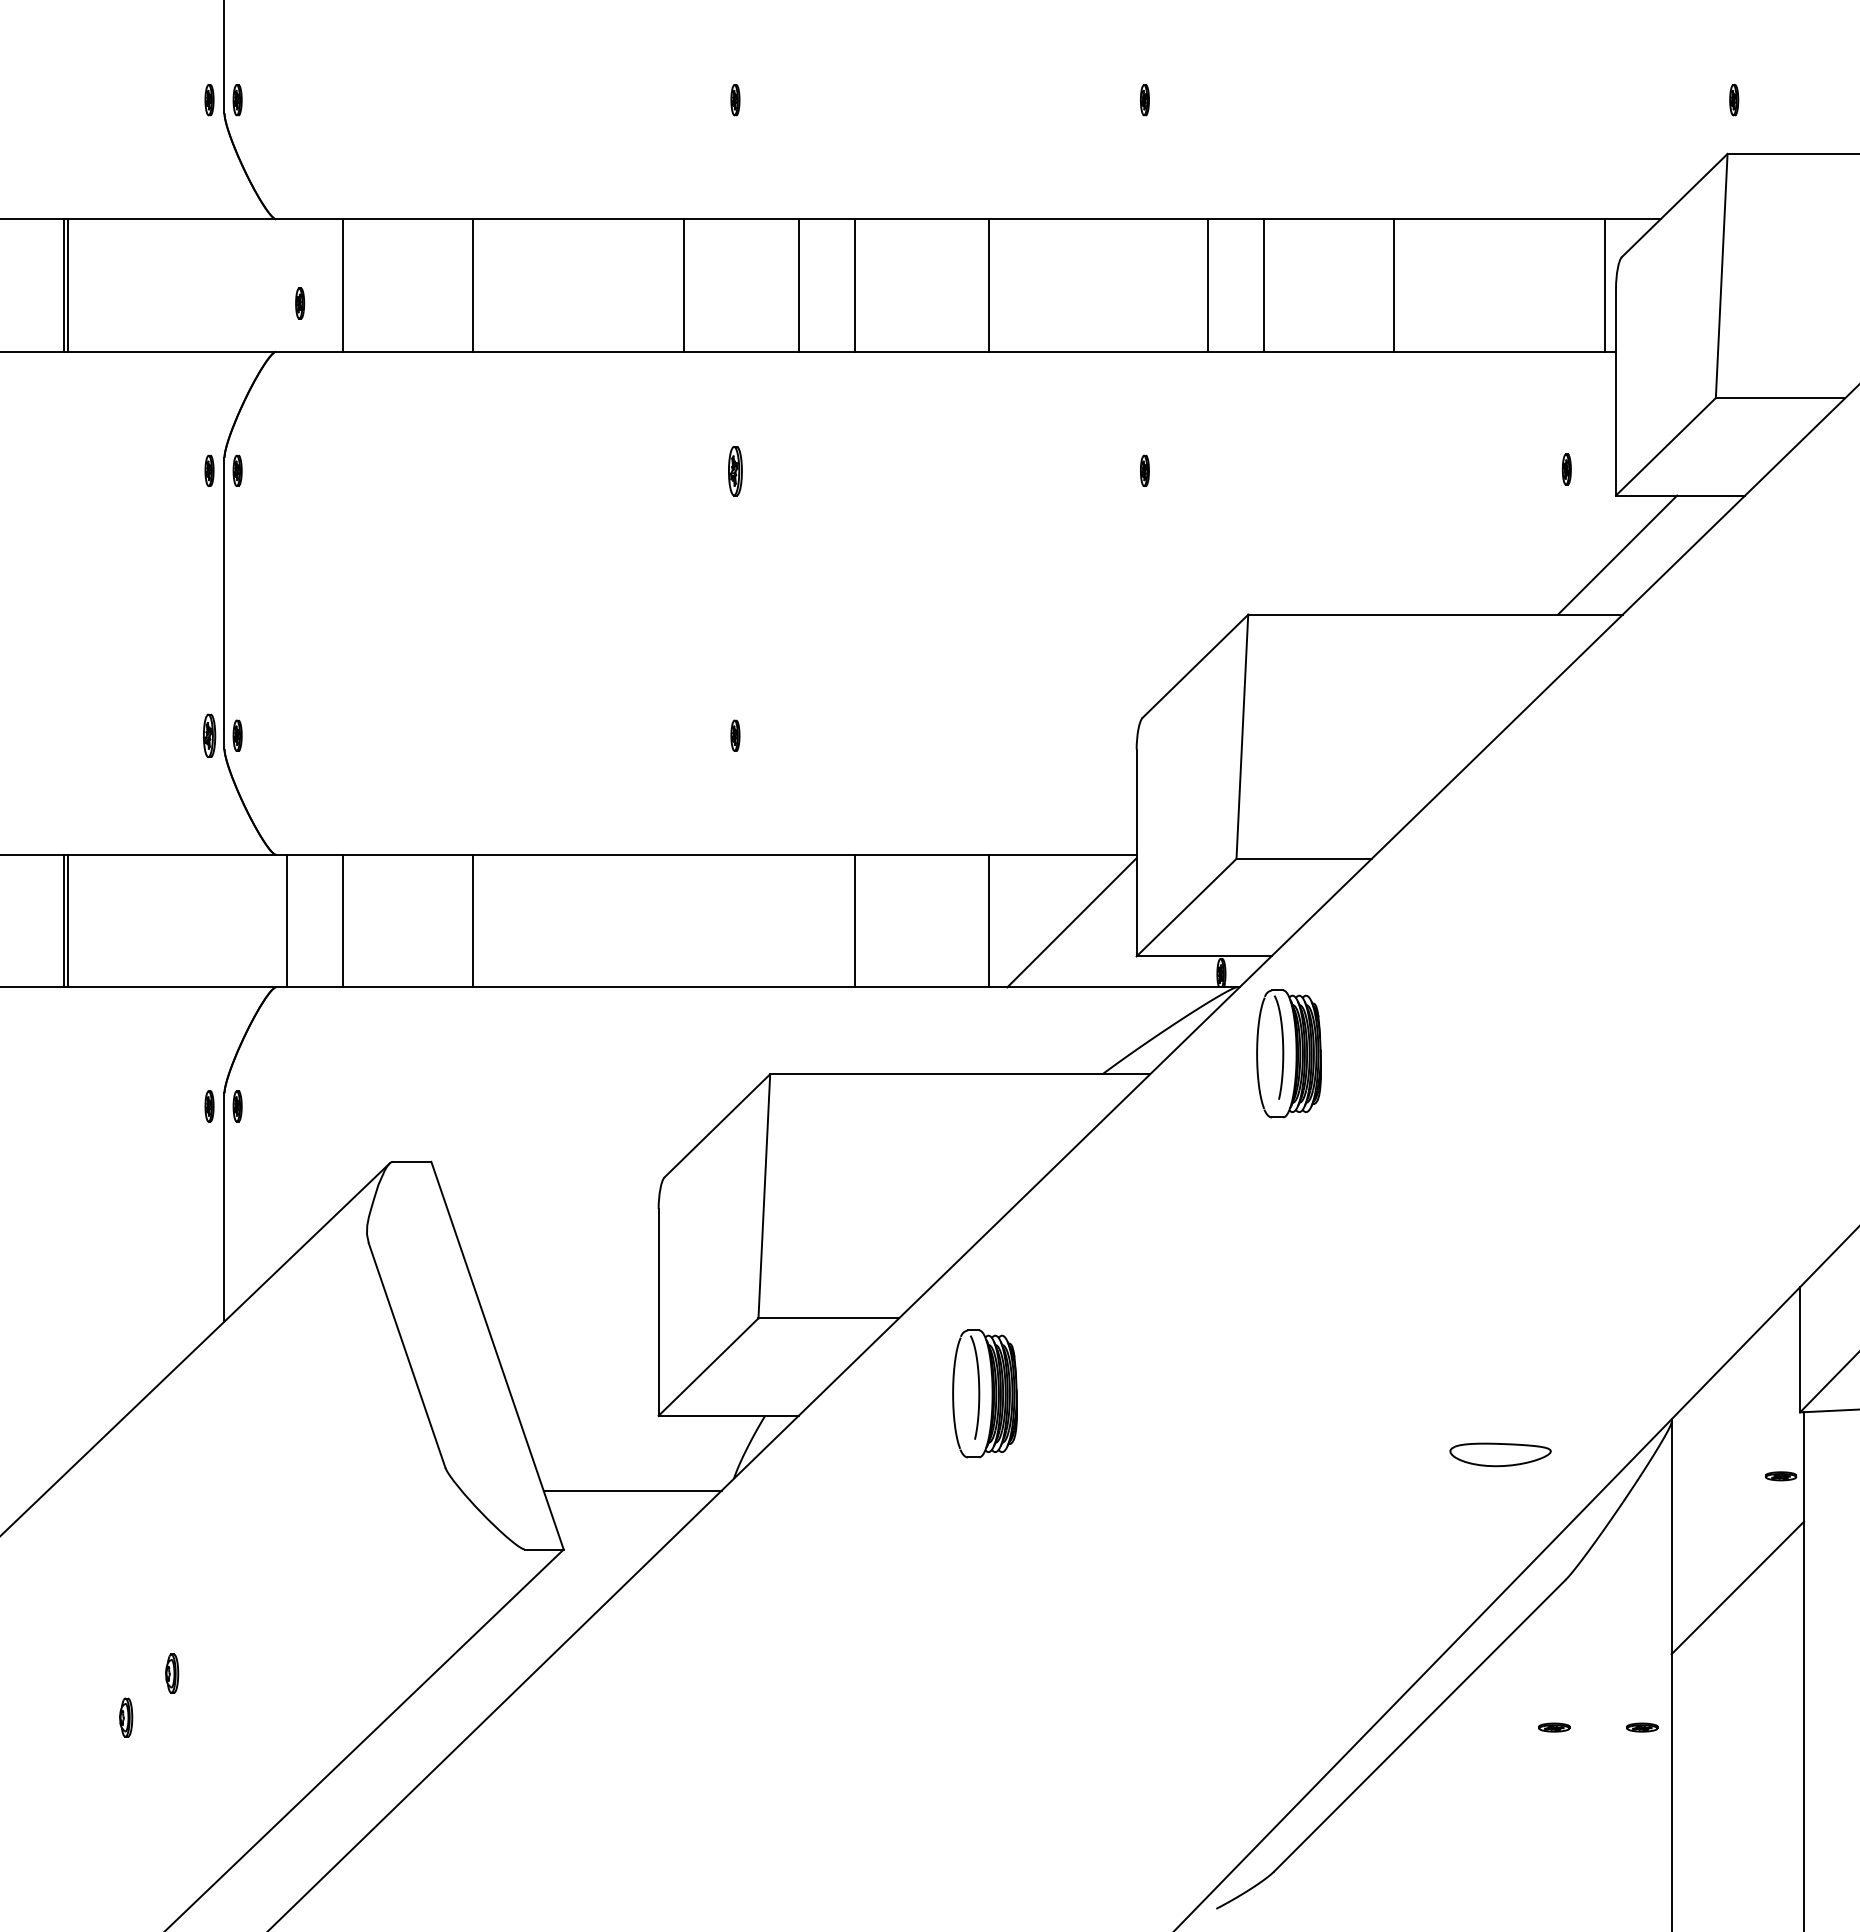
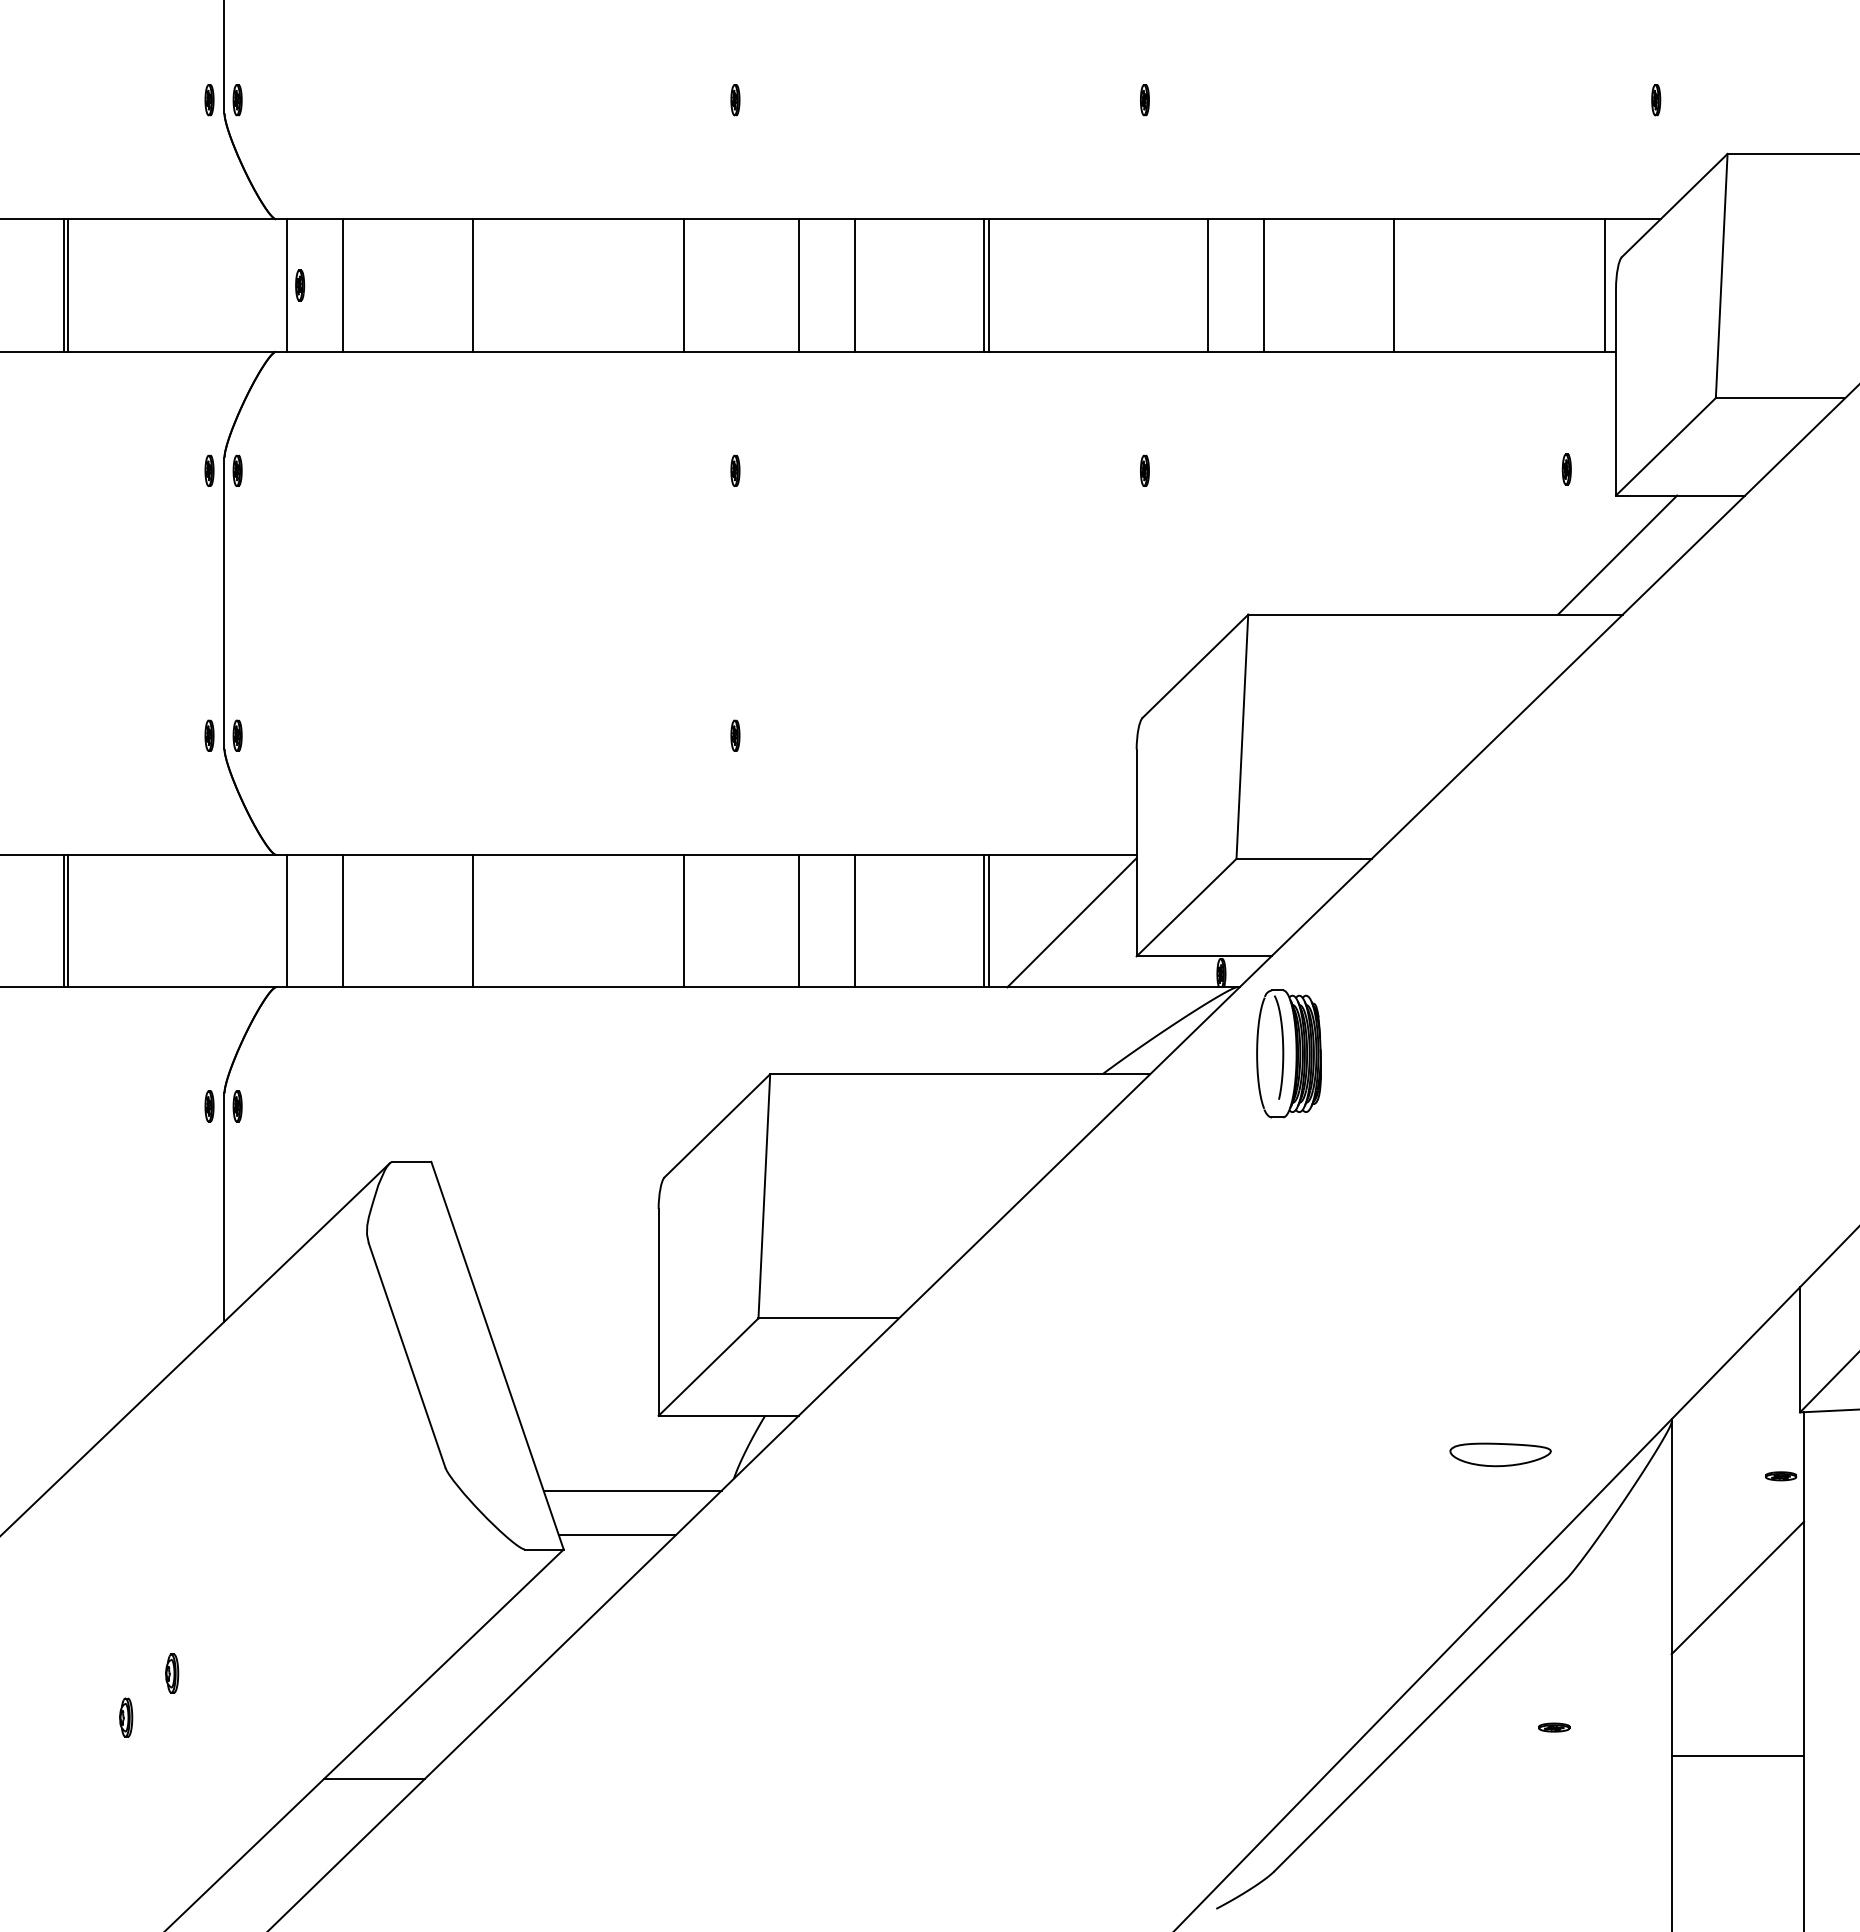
part position: (1734, 100) -> (1656, 100) (1656, 100)
line: none -> present (286, 285)
line: none -> present (984, 285)
part position: (300, 303) -> (300, 285) (300, 285)
part size: 15x51 px -> 11x33 px (735, 470)
part size: 14x46 px -> 11x33 px (209, 735)
line: none -> present (683, 920)
line: none -> present (798, 920)
line: none -> present (984, 920)
part: present -> none (984, 1393)
line: none -> present (617, 1535)
part: present -> none (1642, 1727)
line: none -> present (1737, 1755)
line: none -> present (373, 1779)
